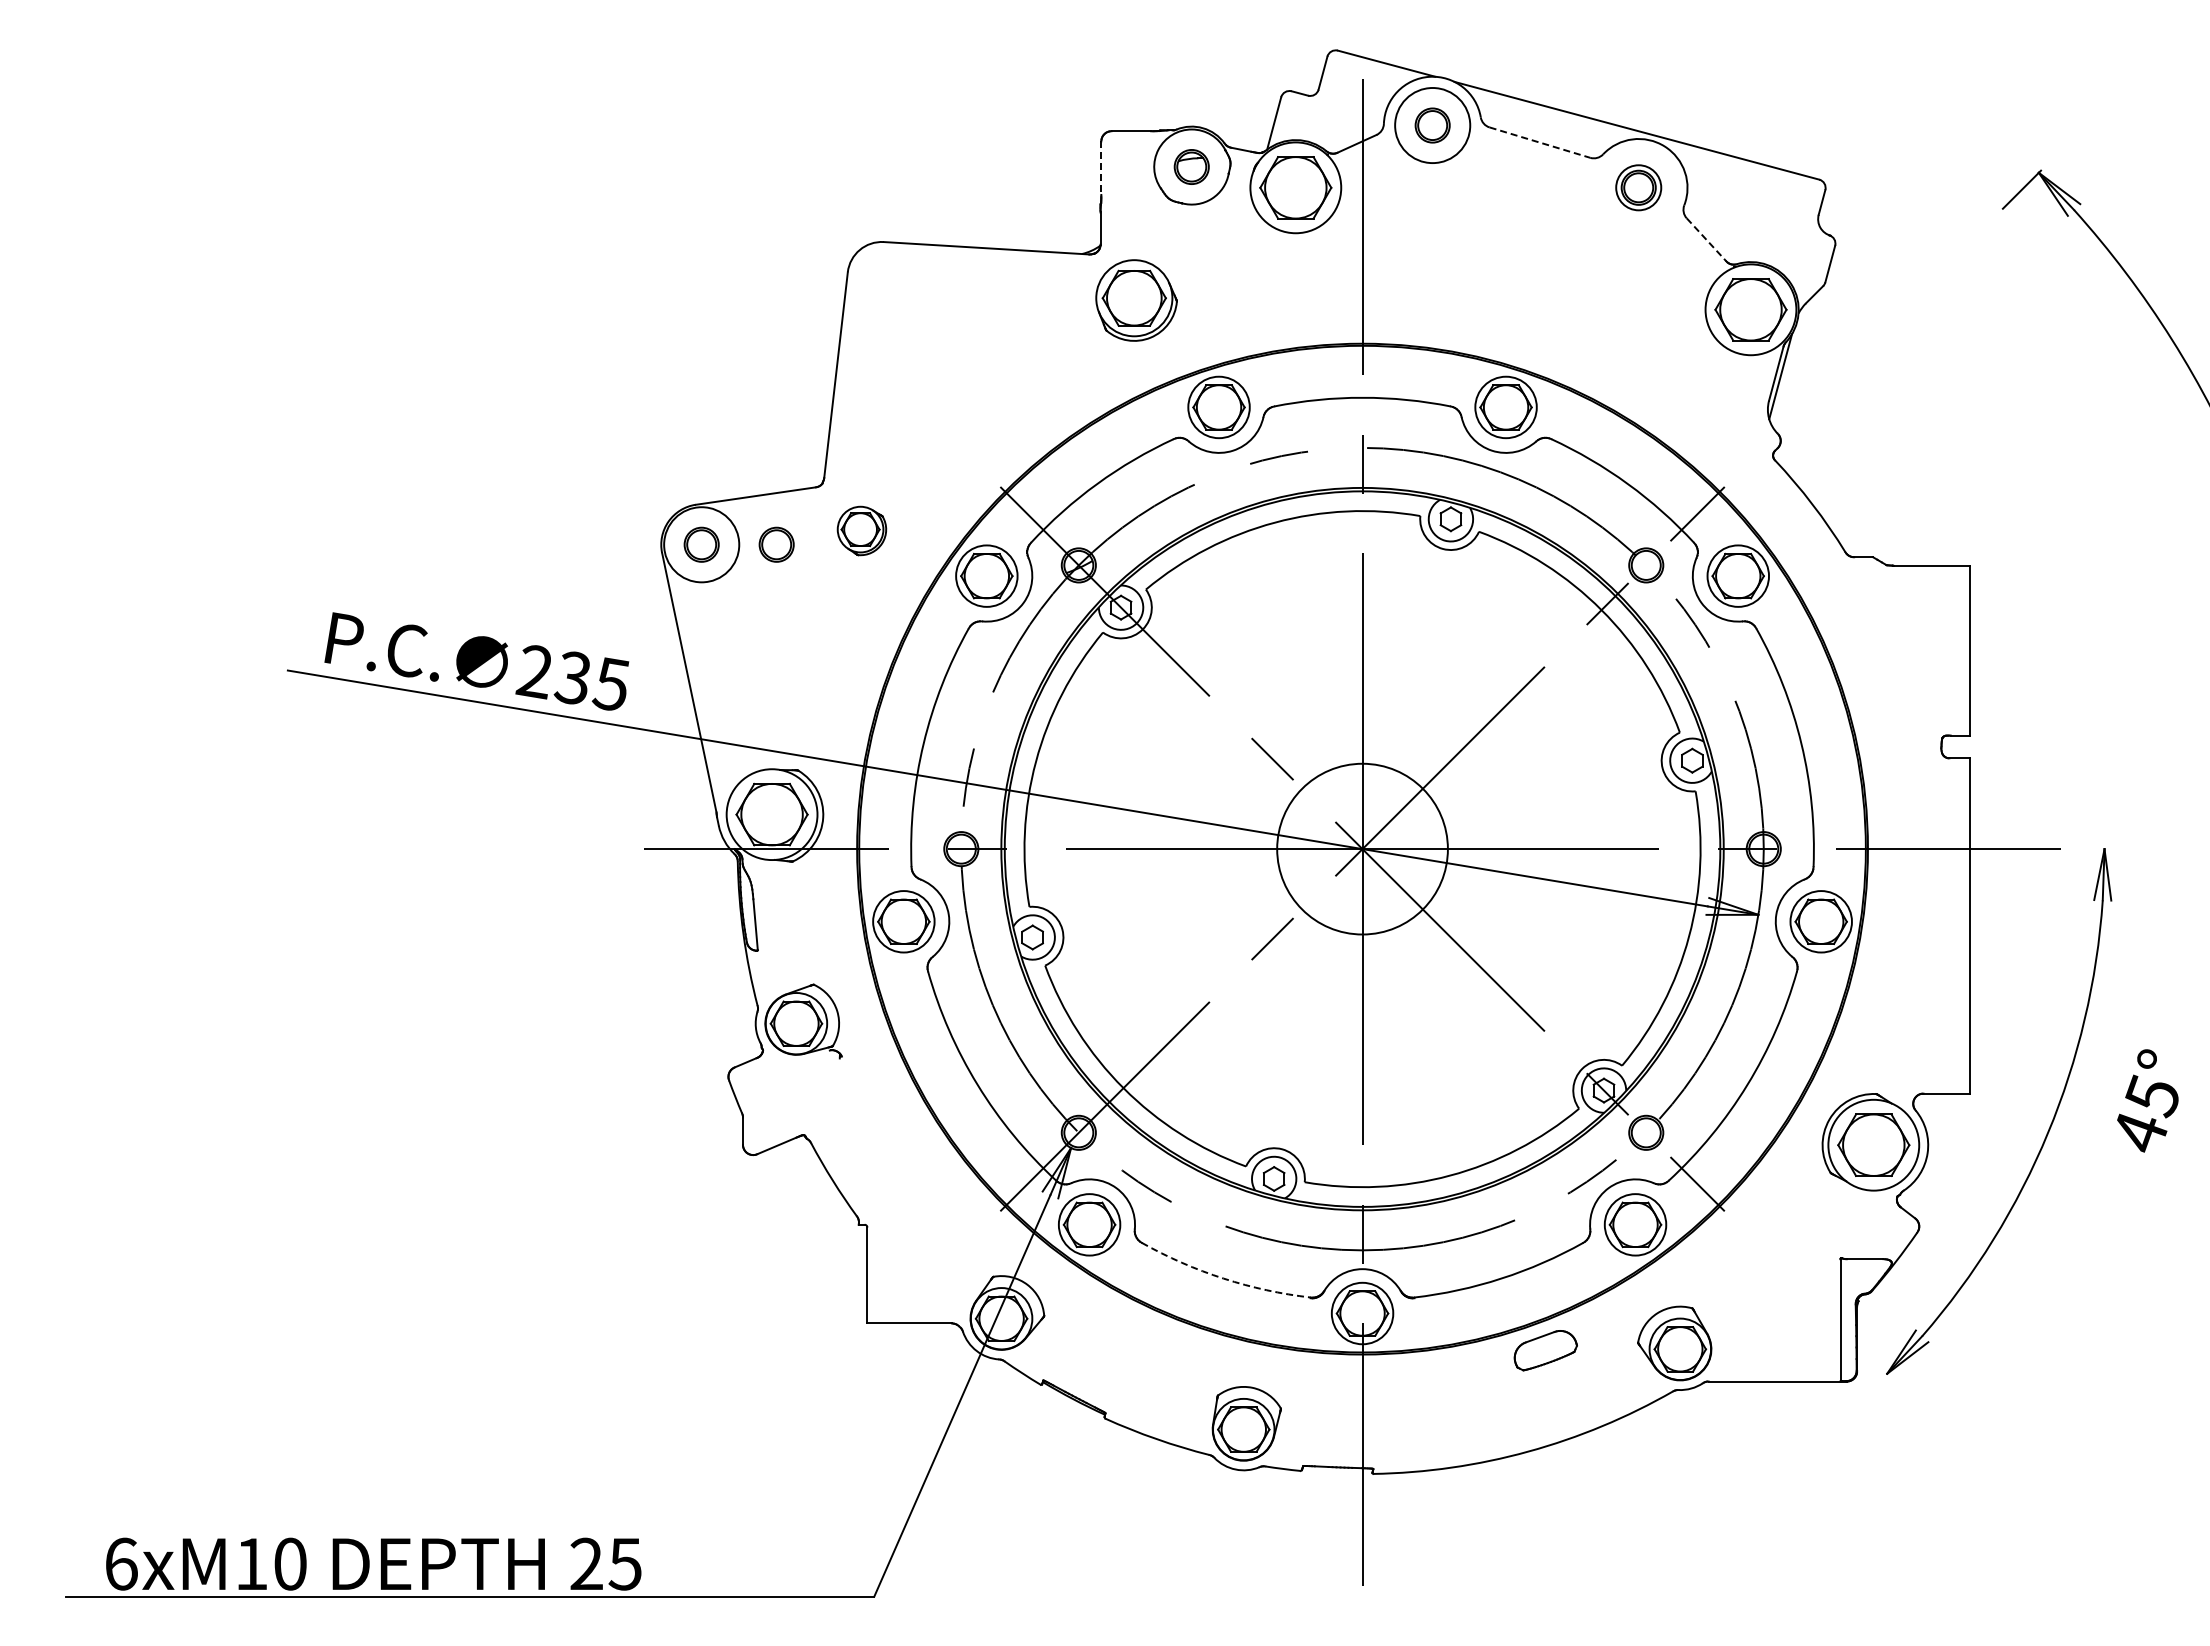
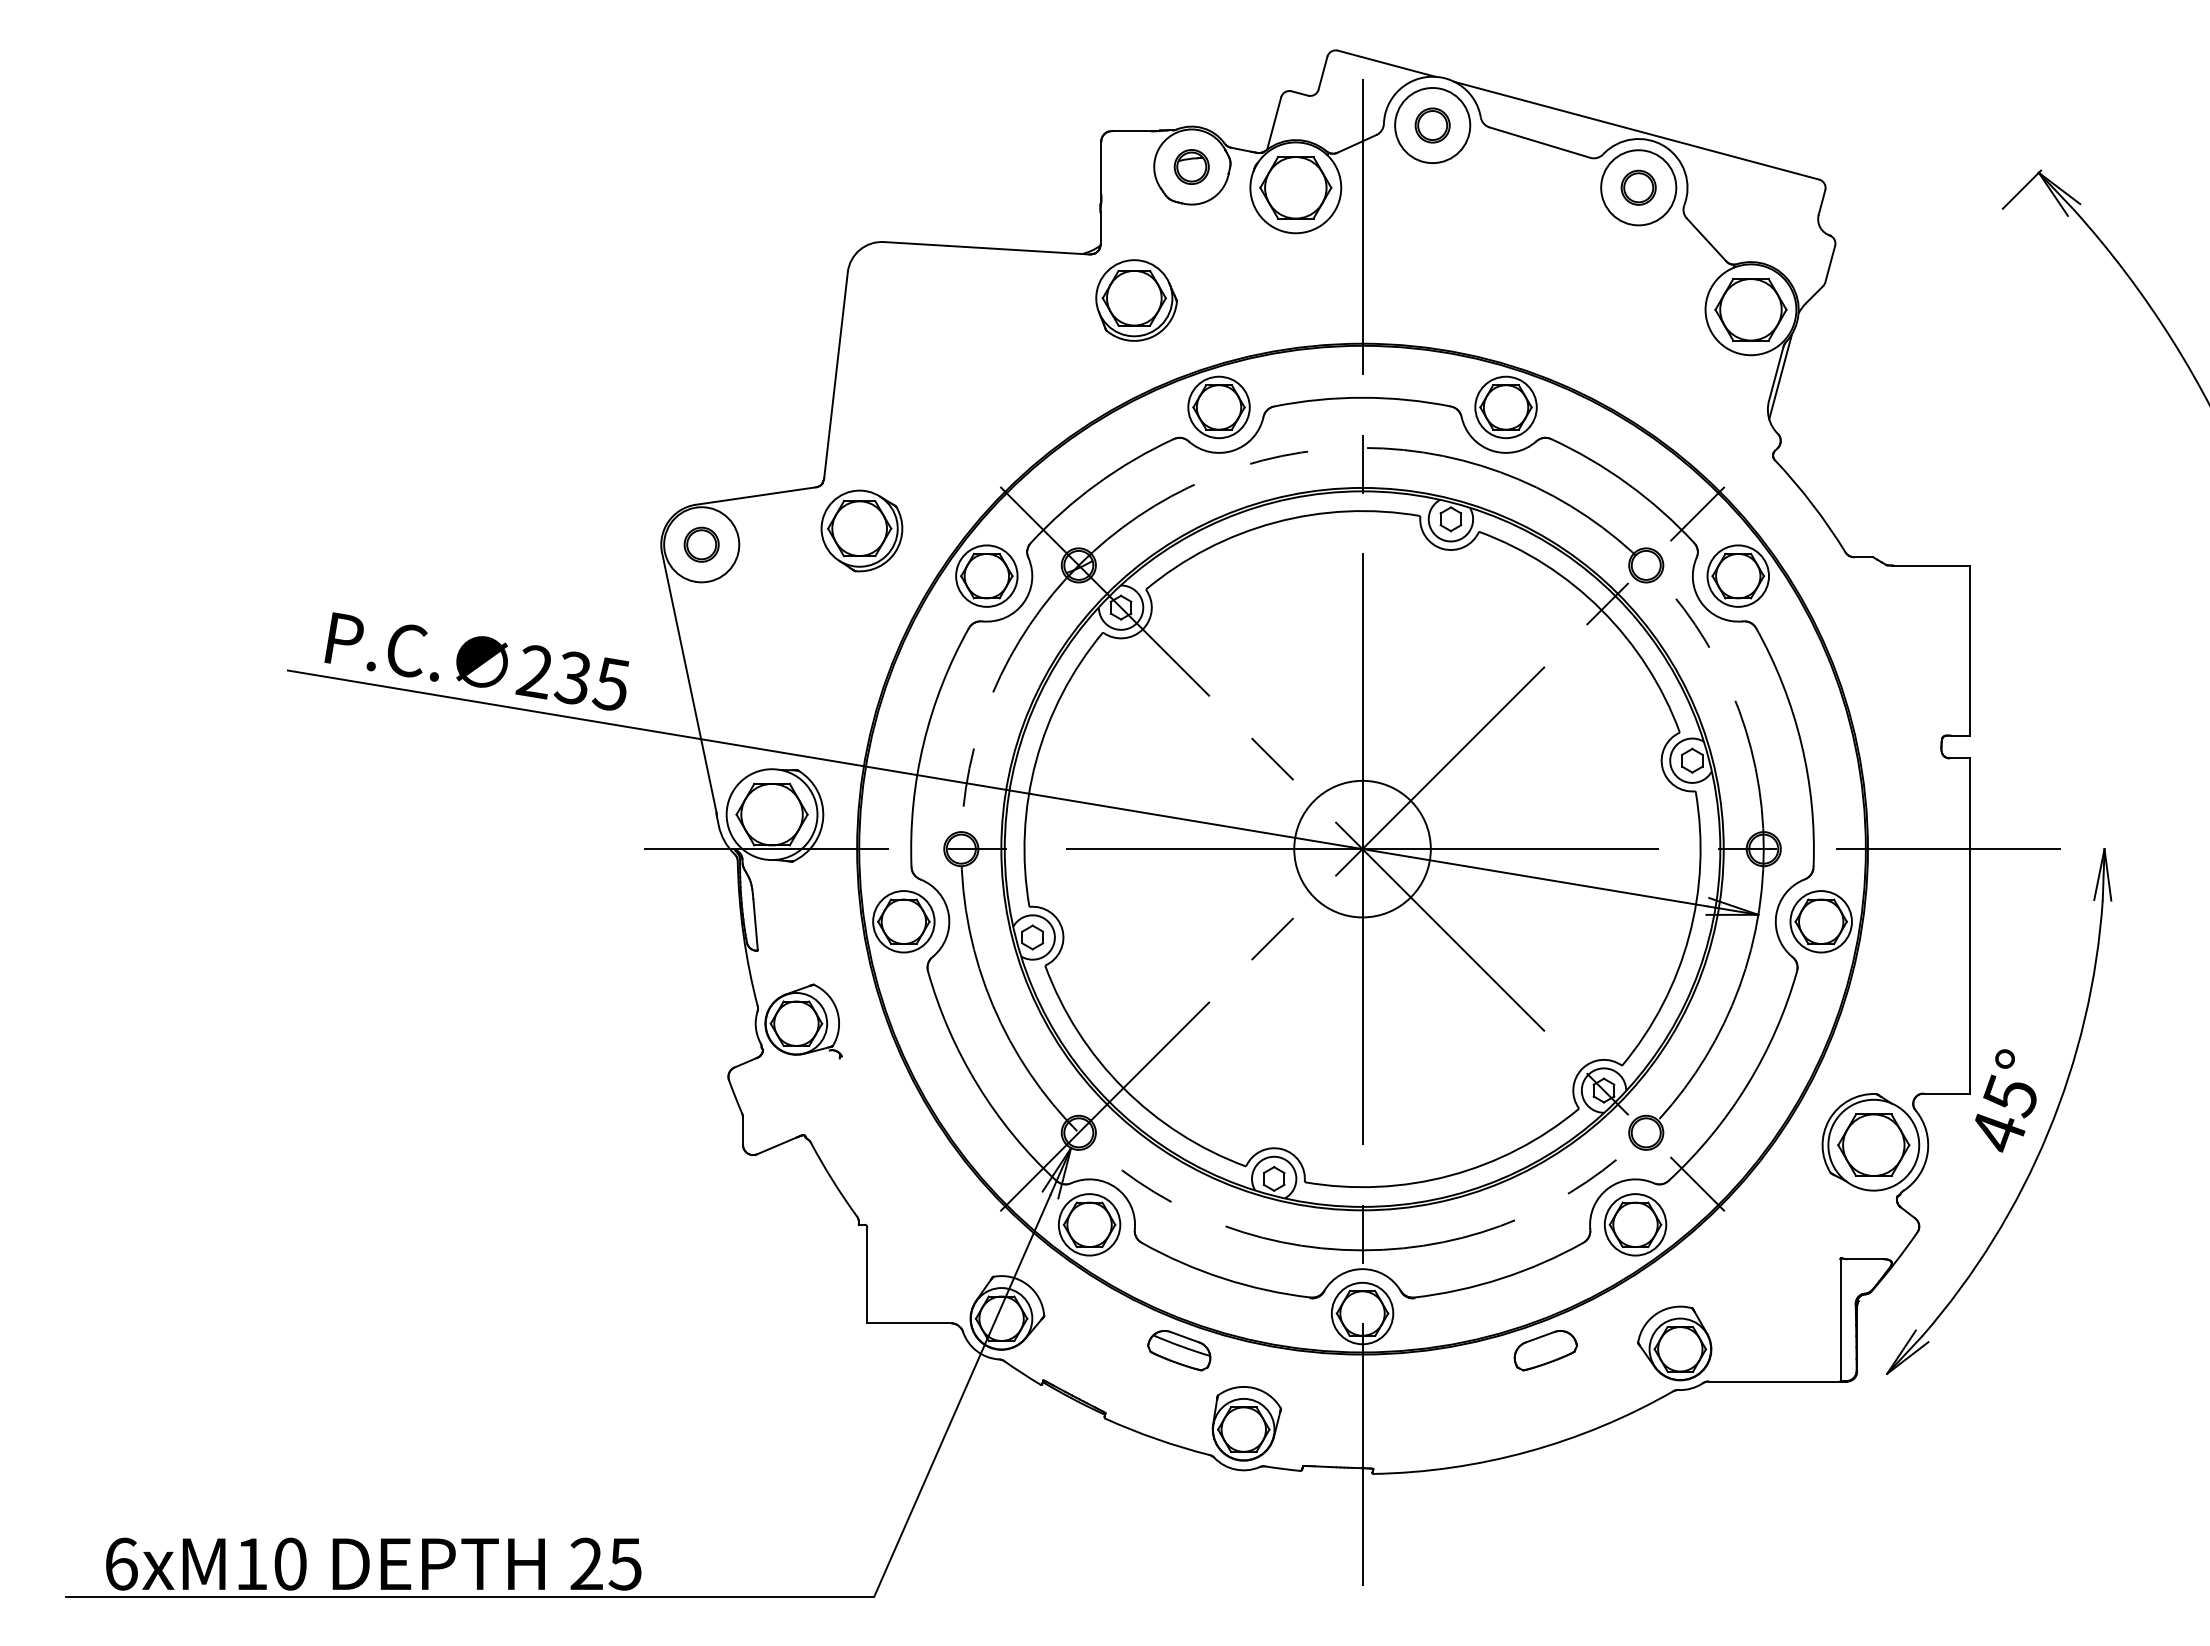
line: dashed -> solid (1539, 142)
line: dashed -> solid (1101, 168)
circle diameter: 45 px -> 75 px (1638, 187)
line: dashed -> solid (1706, 240)
part size: 52x52 px -> 84x84 px (861, 530)
part: present -> none (776, 544)
circle diameter: 171 px -> 137 px (1362, 848)
text position: (2147, 1100) -> (2005, 1100) (2005, 1100)
arc: dashed -> solid (1223, 1278)
part: none -> present (1179, 1350)
